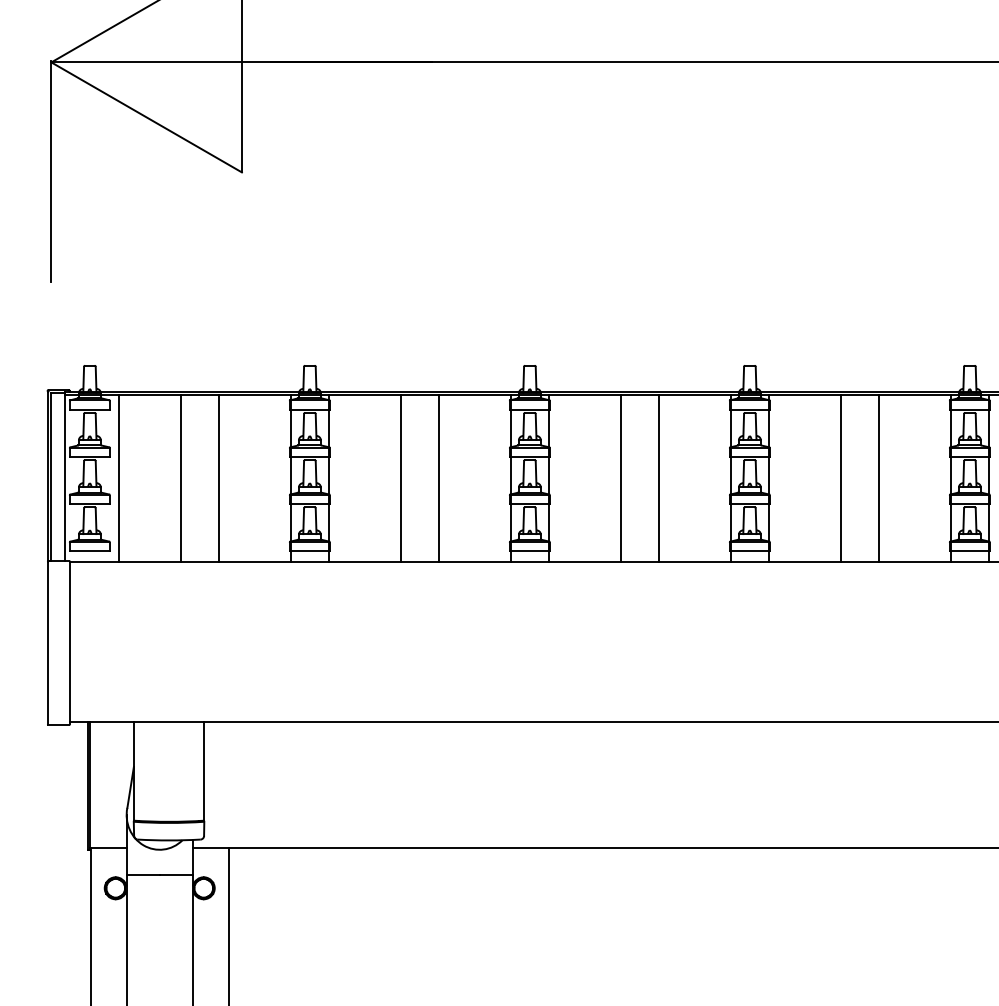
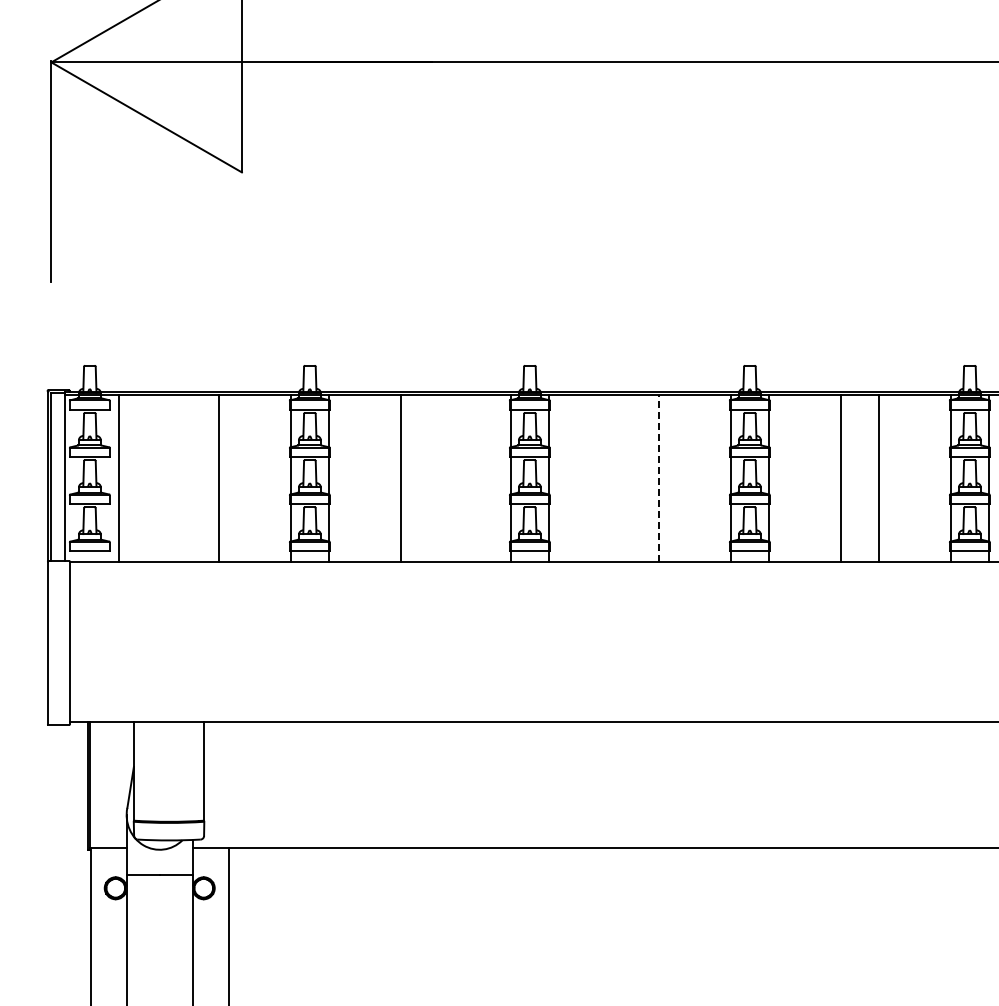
line: present -> none (180, 478)
line: present -> none (439, 478)
line: present -> none (620, 478)
line: solid -> dashed (659, 478)
